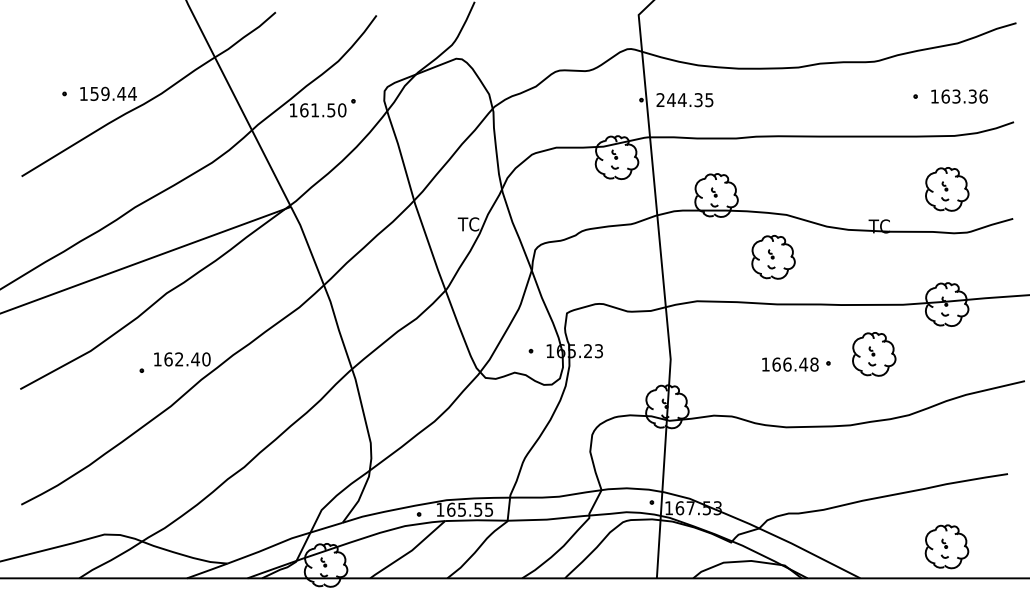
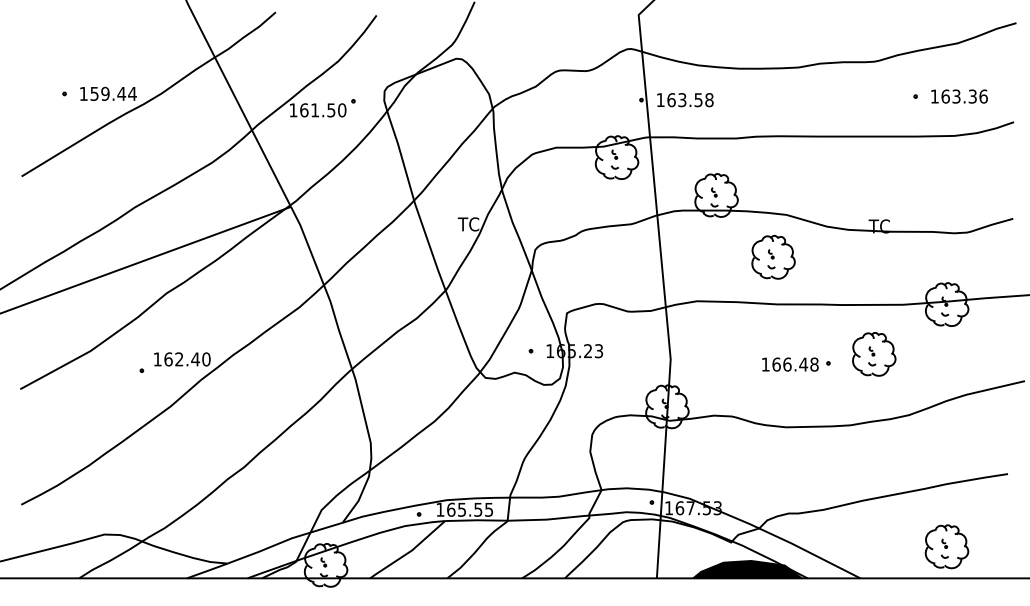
text: 244.35 -> 163.58 (684, 100)
part: present -> none (947, 189)
fill: none -> present (747, 569)
